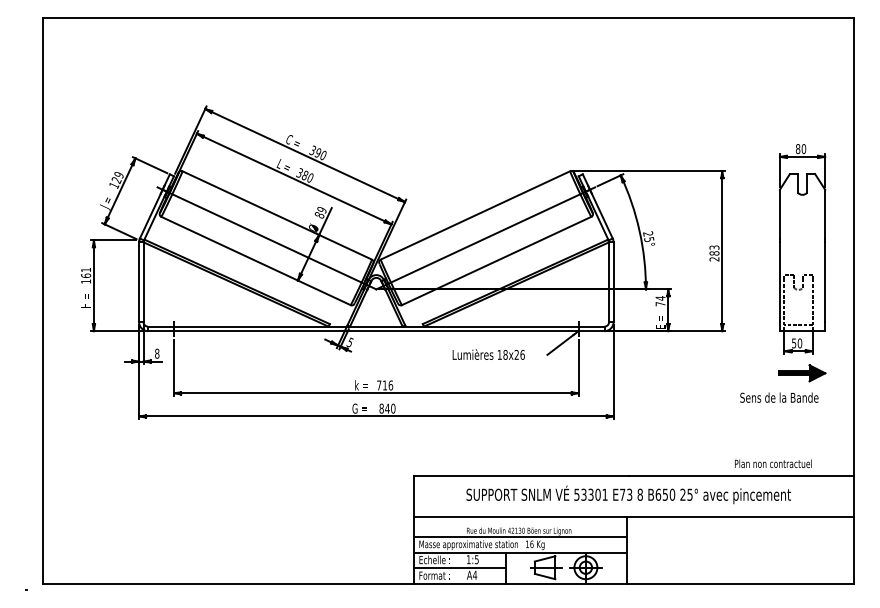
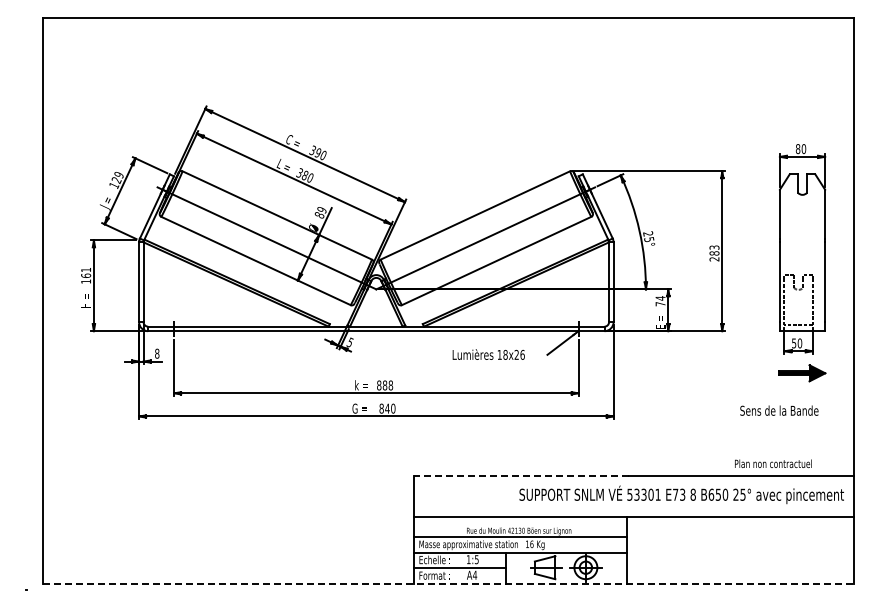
text: 716 -> 888 (385, 385)
text position: (779, 397) -> (779, 410) (779, 410)
line: solid -> dashed (521, 476)
text position: (628, 494) -> (681, 494) (681, 494)
line: solid -> dashed (448, 583)
